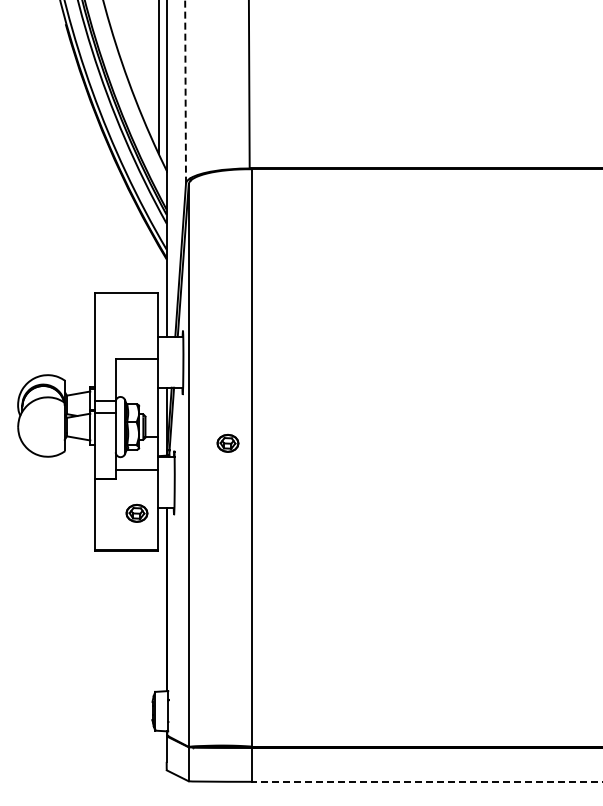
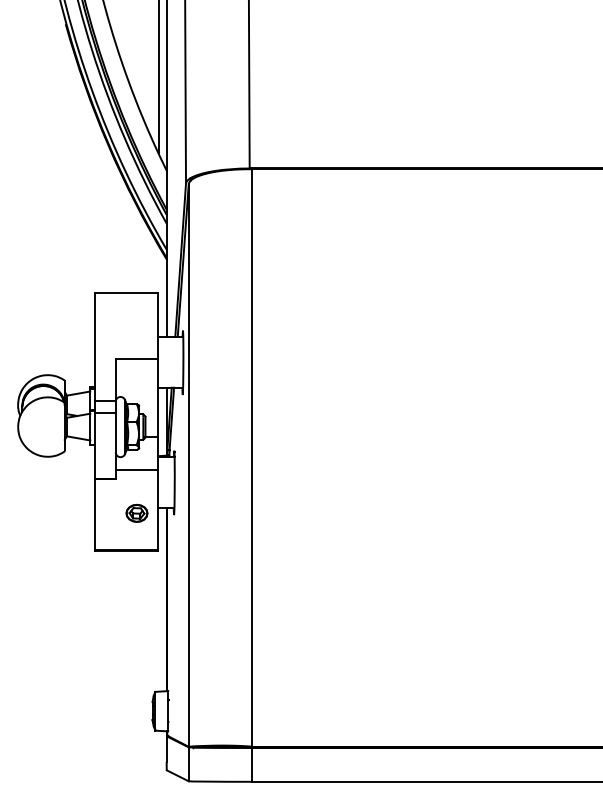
line: dashed -> solid (185, 91)
part: present -> none (227, 443)
line: dashed -> solid (427, 781)
